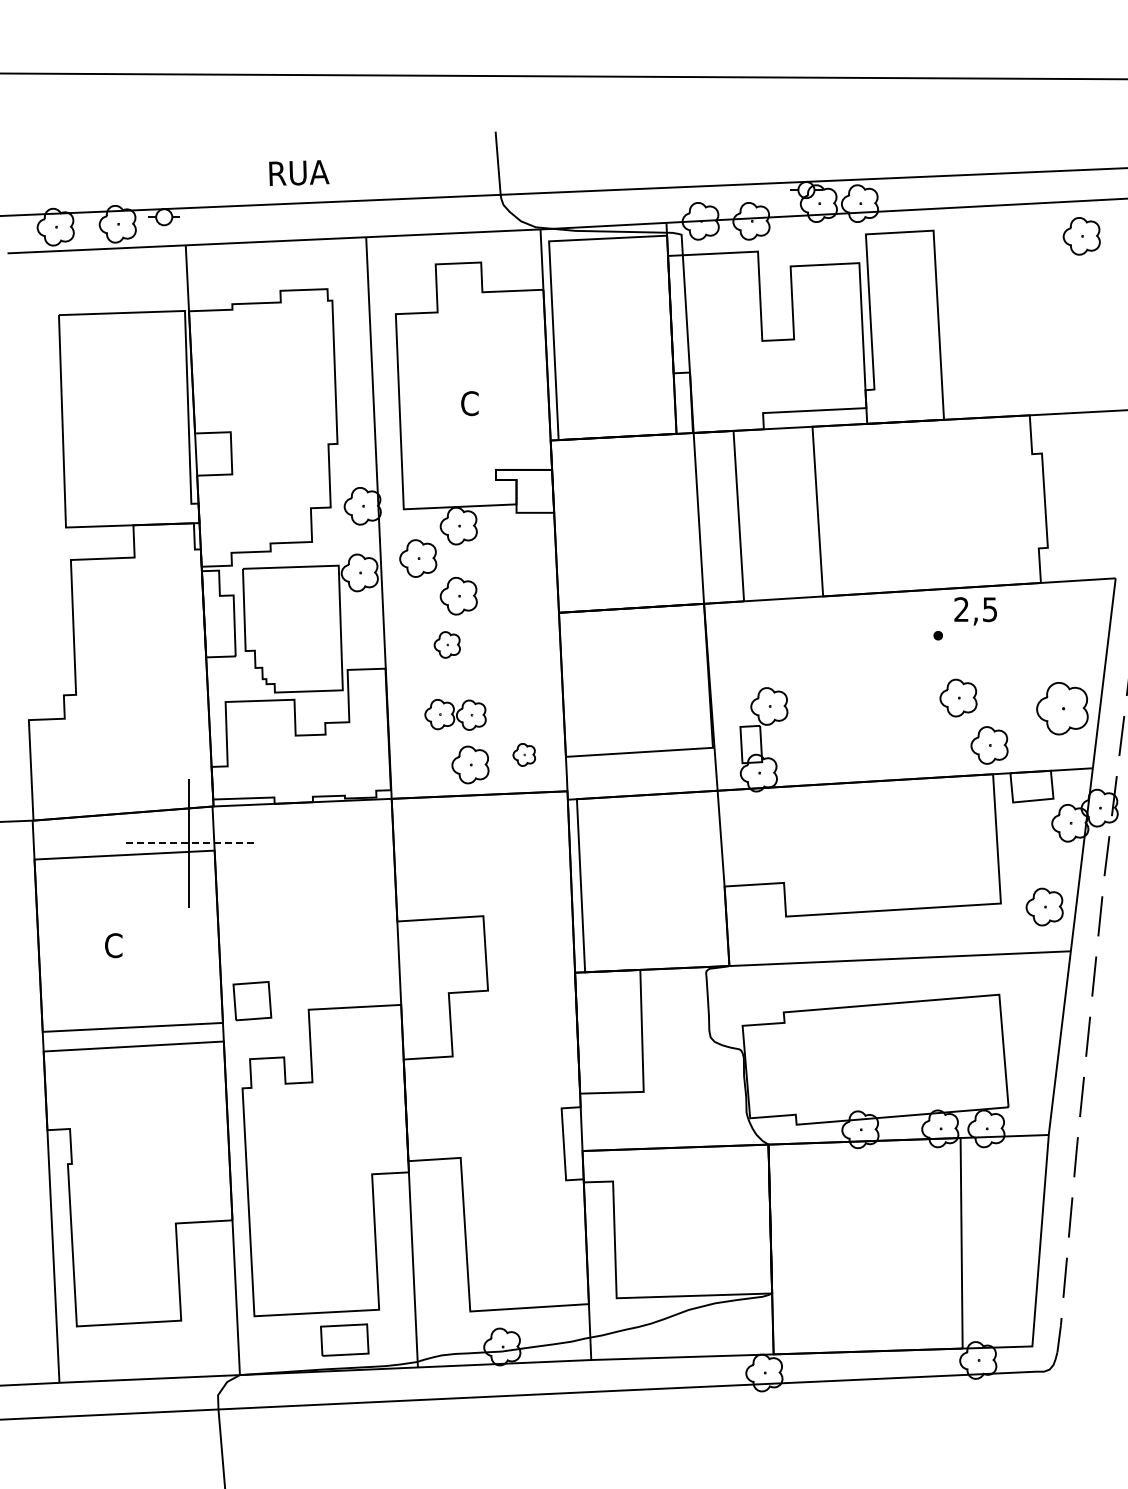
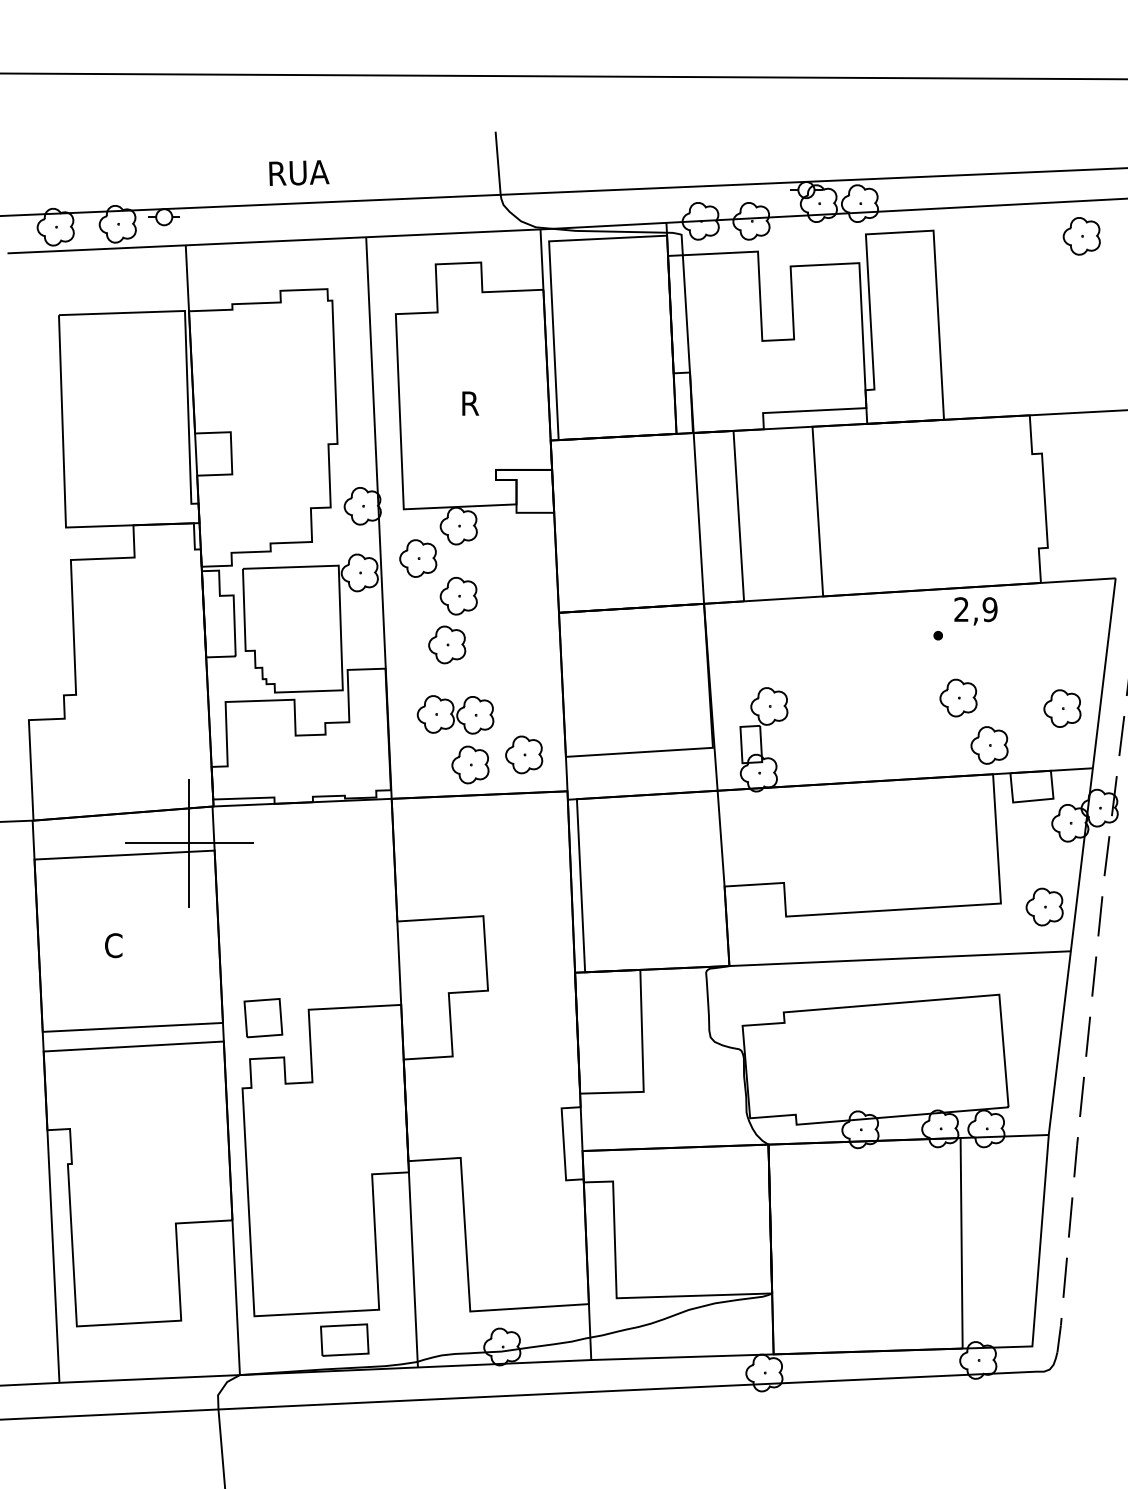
text: C -> R (470, 403)
text: 2,5 -> 2,9 (989, 609)
part size: 28x28 px -> 39x40 px (447, 644)
part size: 53x54 px -> 39x39 px (1062, 708)
part size: 63x32 px -> 79x40 px (455, 714)
part size: 25x24 px -> 39x40 px (524, 754)
line: dashed -> solid (189, 843)
part position: (252, 1001) -> (263, 1018) (263, 1018)
